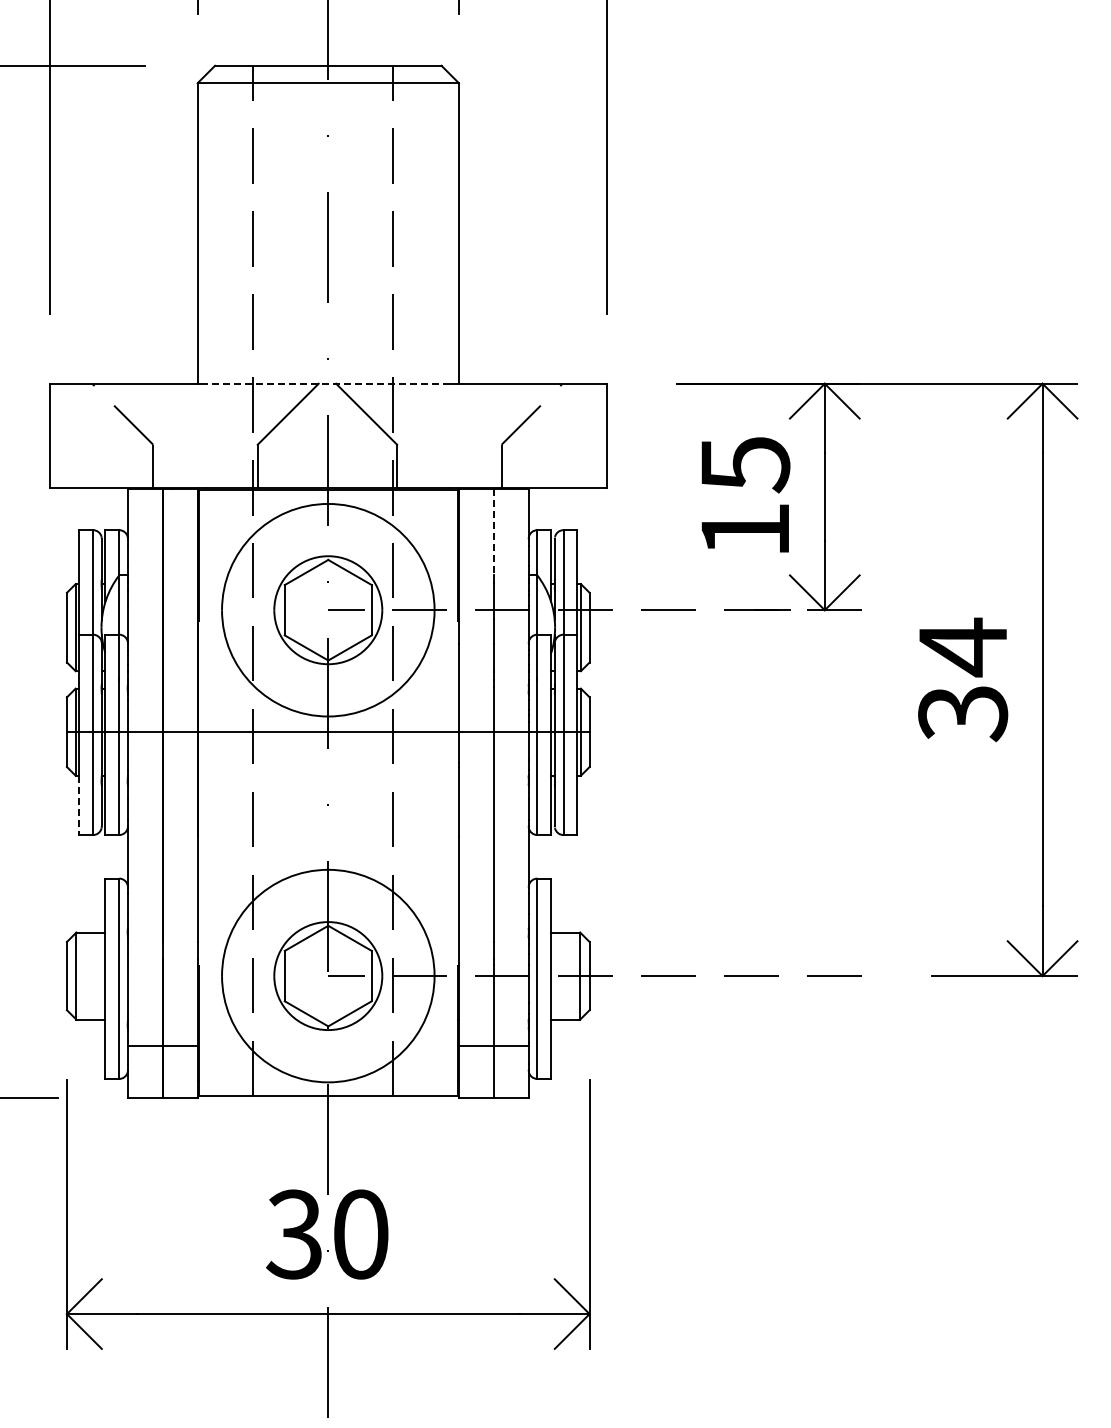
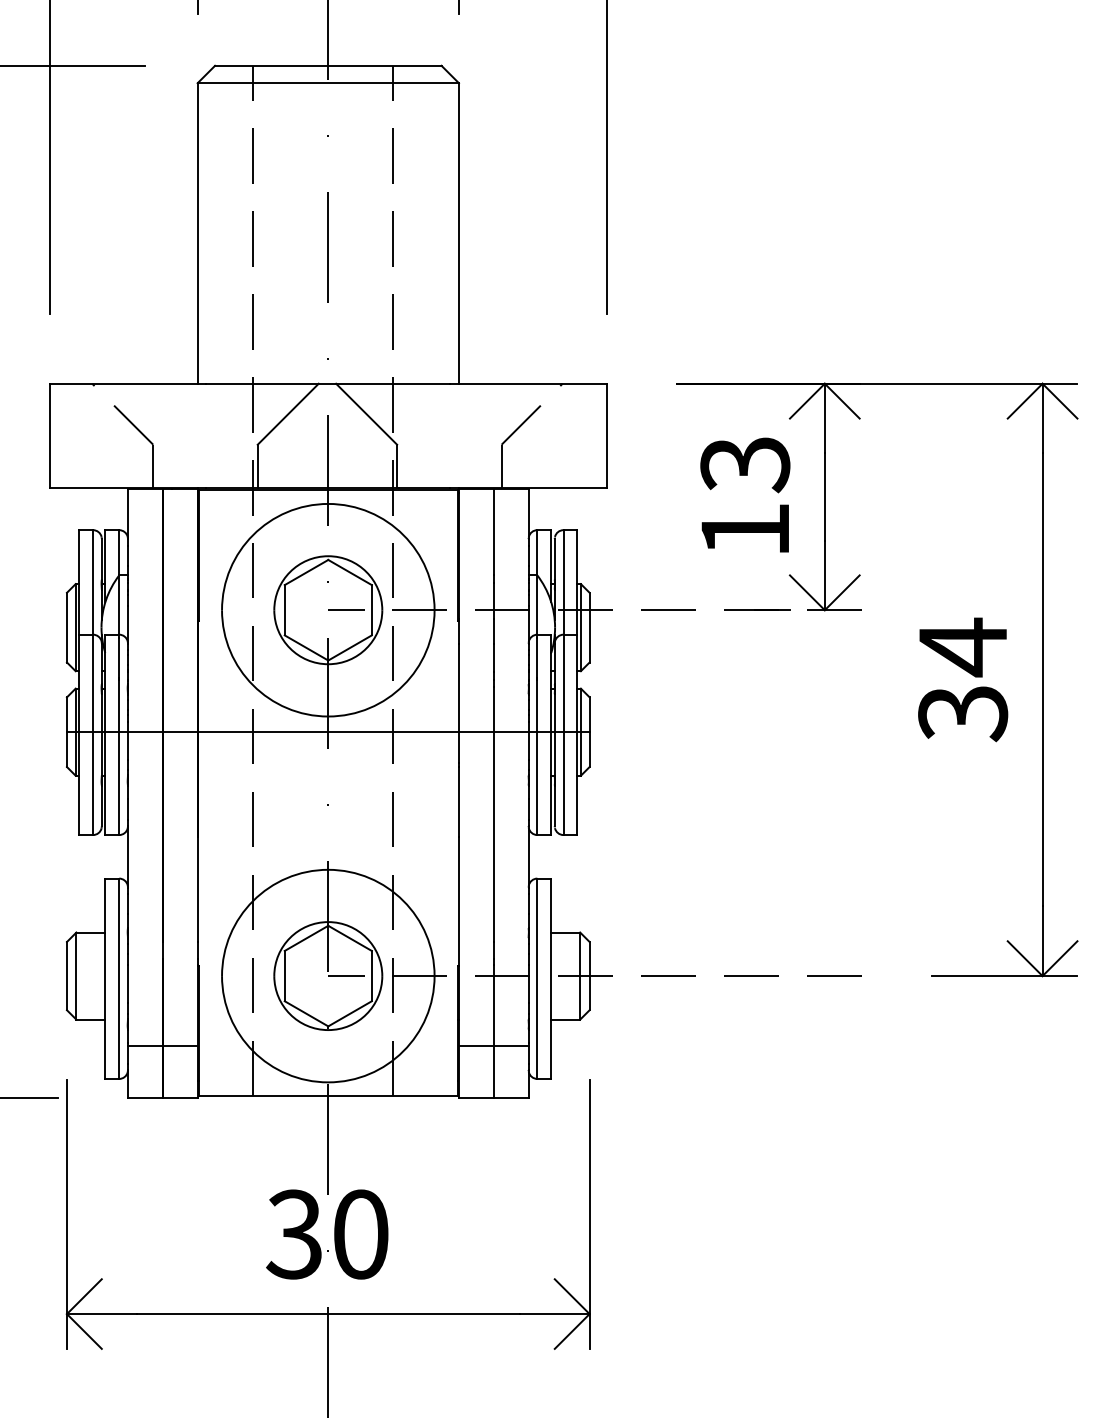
line: dashed -> solid (328, 383)
text: 15 -> 13 (745, 465)
line: dashed -> solid (493, 532)
line: dashed -> solid (79, 805)
